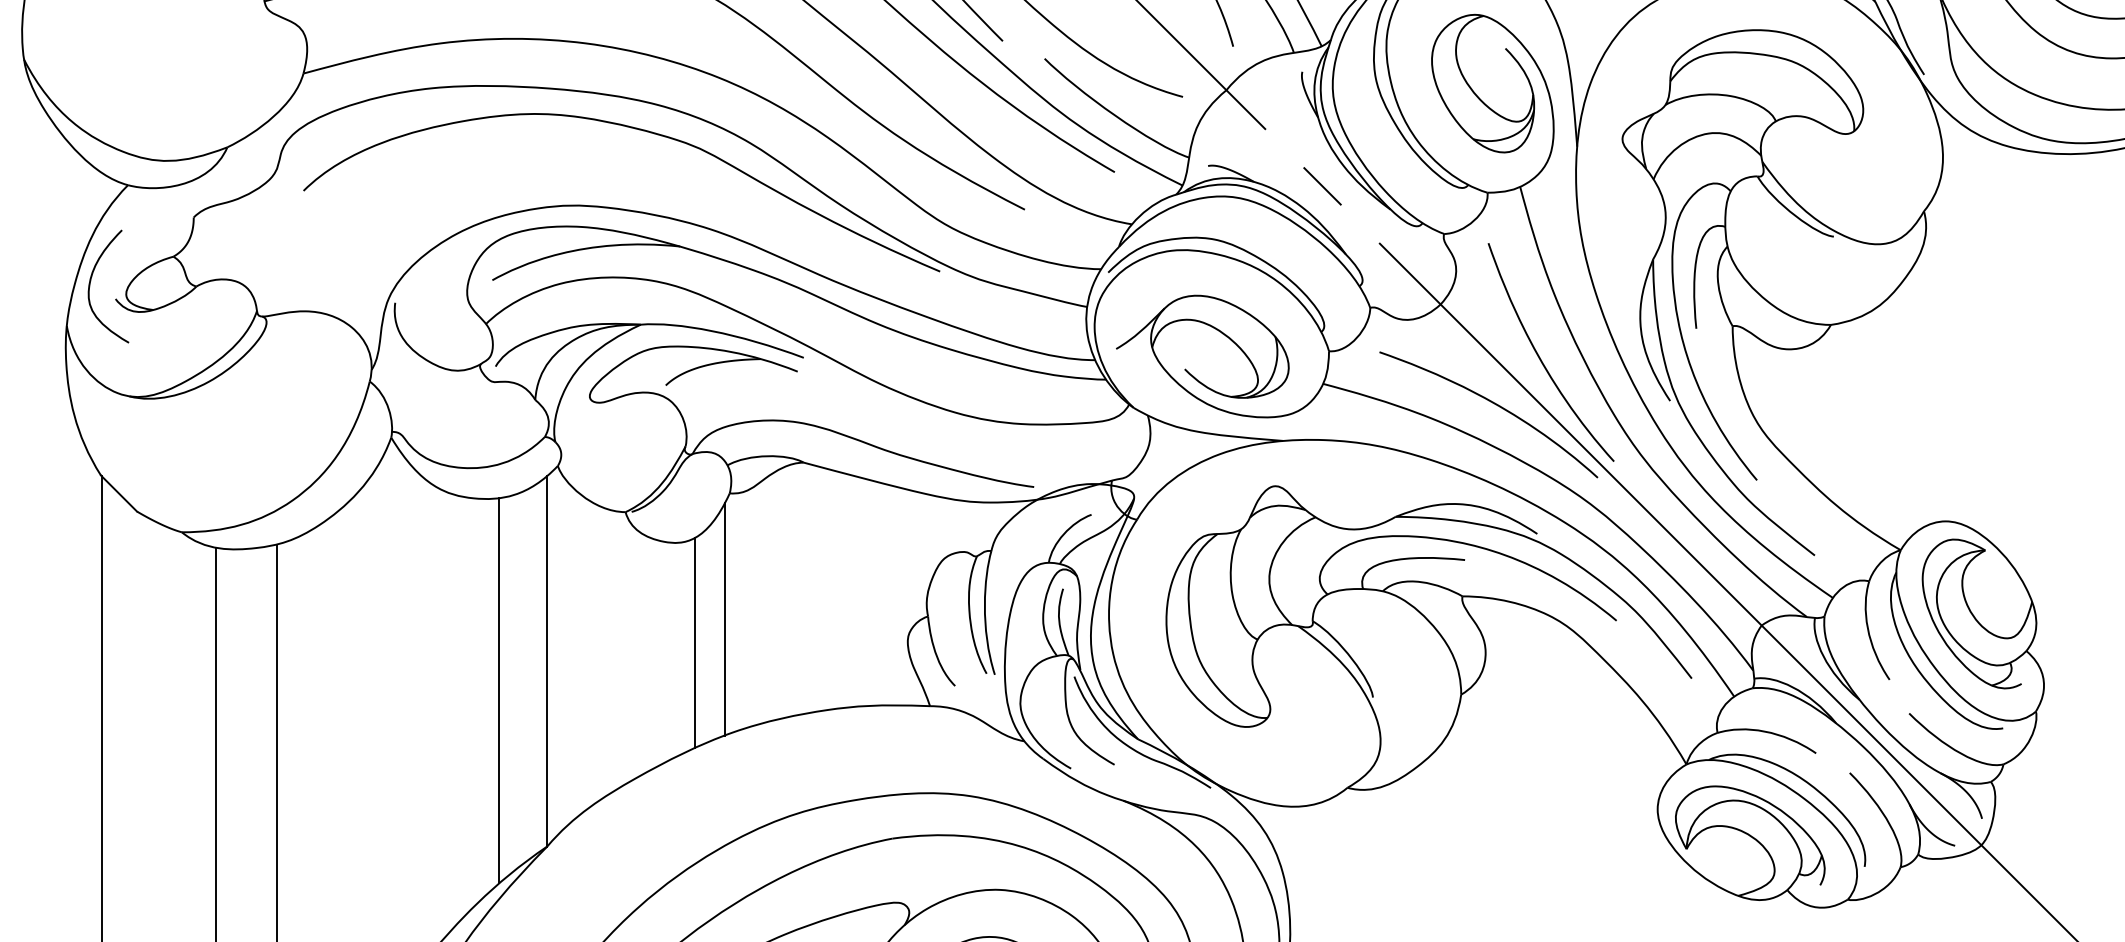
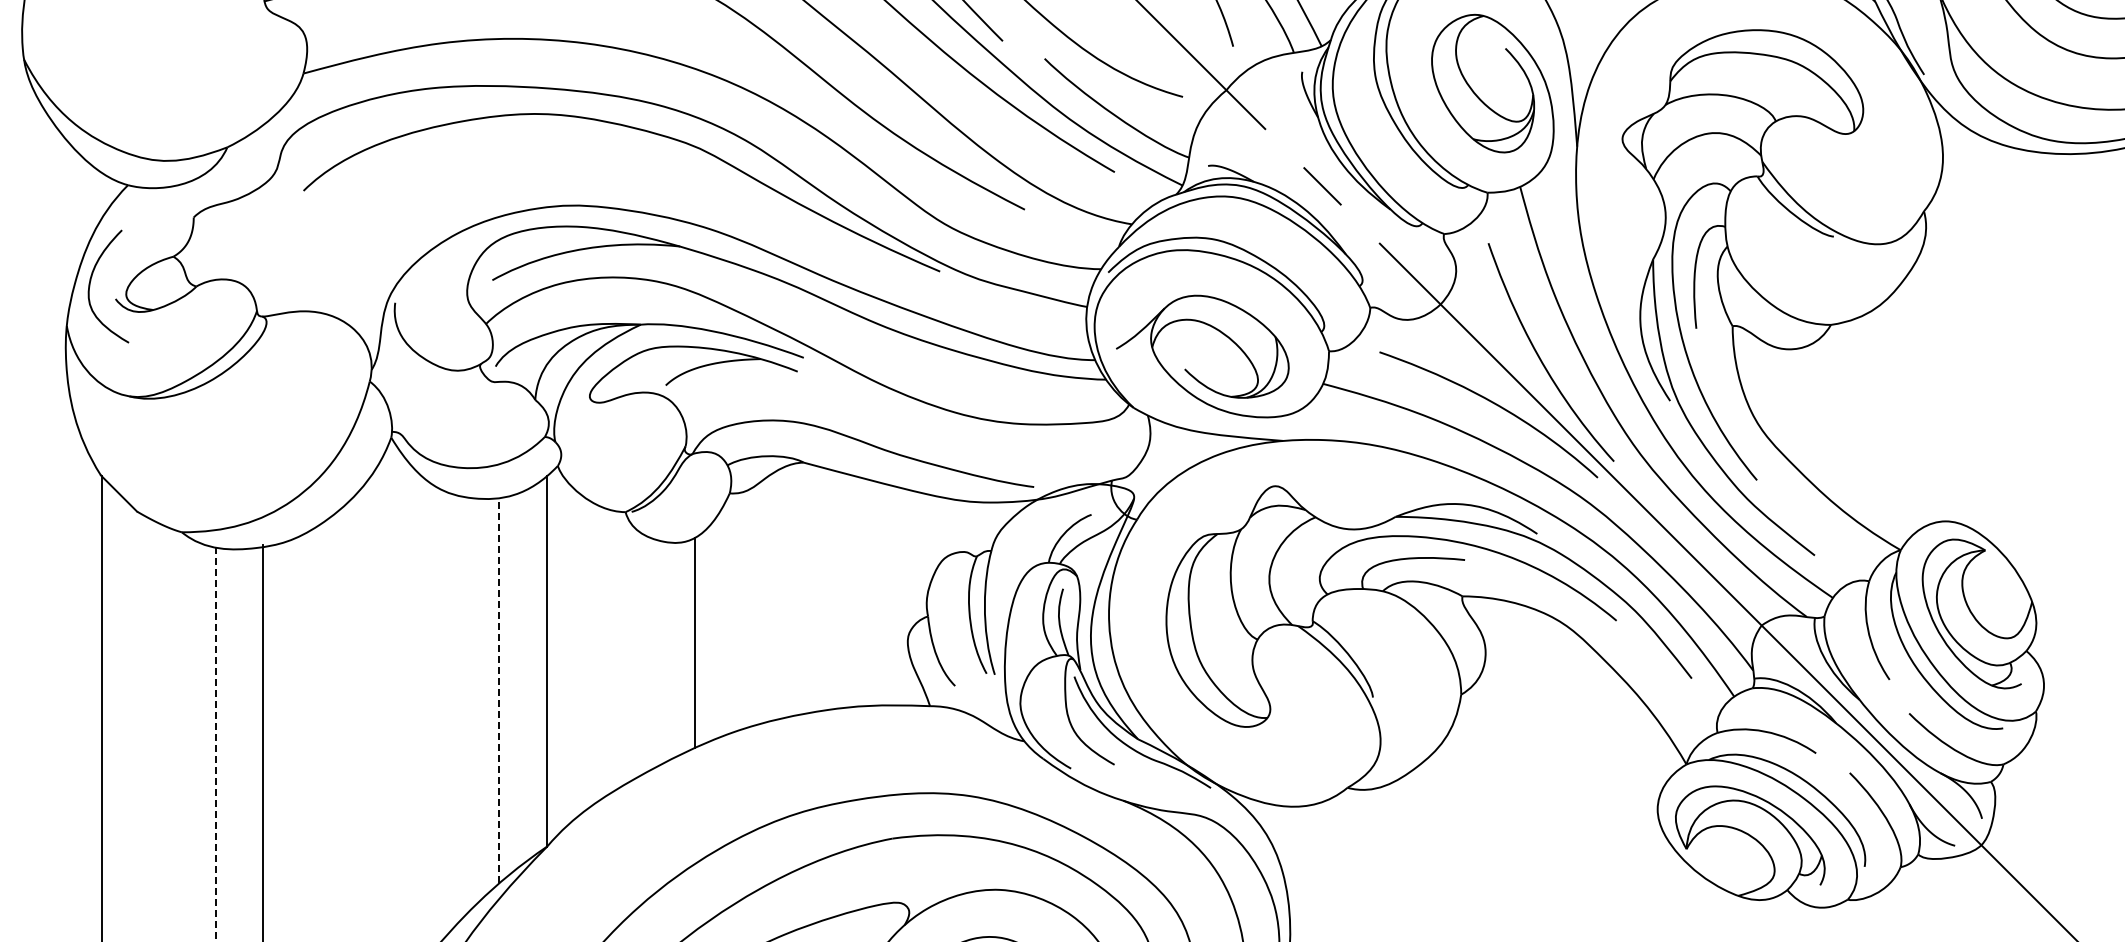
line: present -> none (724, 619)
line: solid -> dashed (499, 690)
line position: (276, 741) -> (262, 741) (262, 741)
line: solid -> dashed (215, 744)
